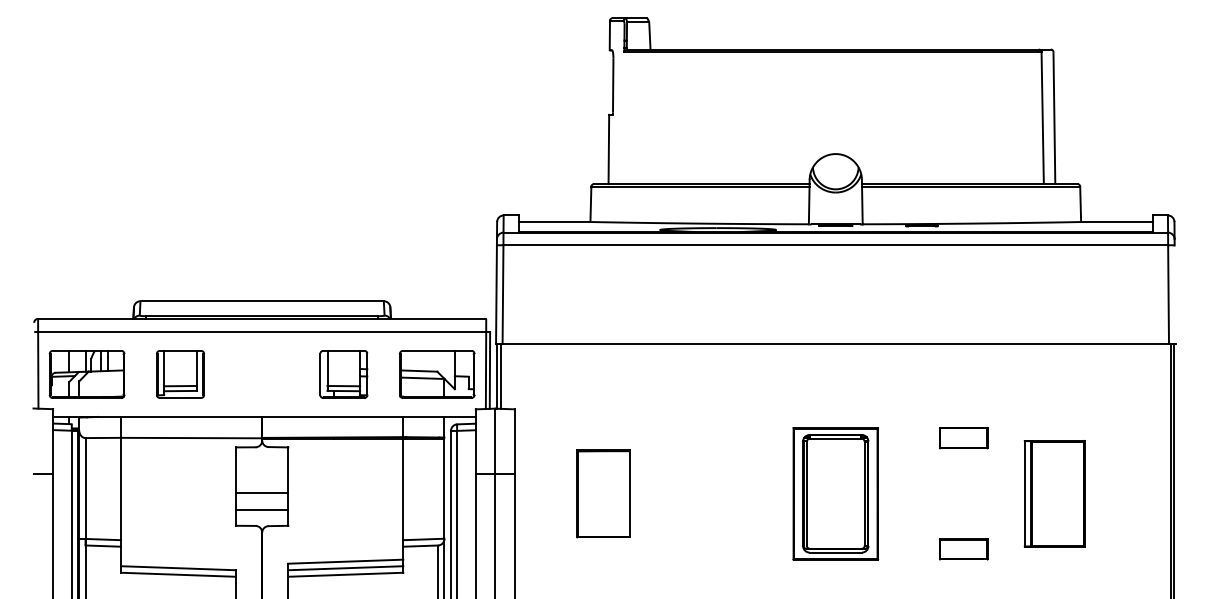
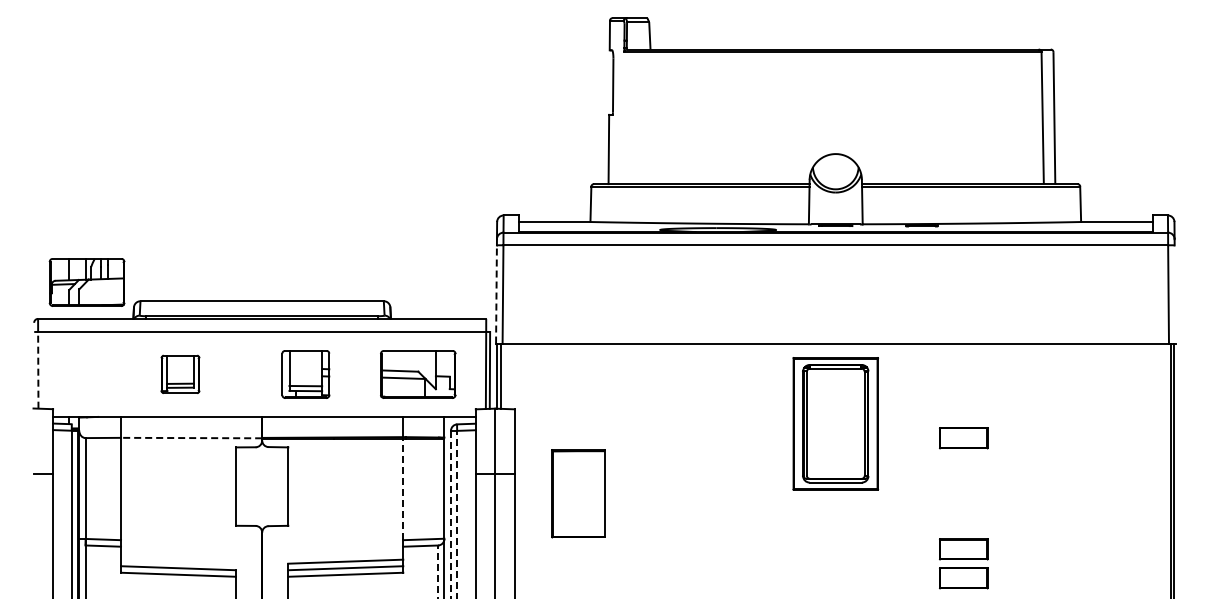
line: solid -> dashed (496, 293)
line: solid -> dashed (38, 369)
part position: (86, 374) -> (86, 282) (86, 282)
part size: 49x49 px -> 41x40 px (180, 373)
part position: (343, 374) -> (305, 374) (305, 374)
part position: (437, 374) -> (418, 374) (418, 374)
line: solid -> dashed (191, 438)
line: solid -> dashed (403, 489)
line: present -> none (262, 493)
part position: (603, 493) -> (578, 493) (578, 493)
part position: (835, 493) -> (835, 423) (835, 423)
part: present -> none (1054, 493)
line: present -> none (262, 510)
line: solid -> dashed (450, 514)
line: solid -> dashed (457, 514)
line: solid -> dashed (438, 571)
part: none -> present (963, 578)
